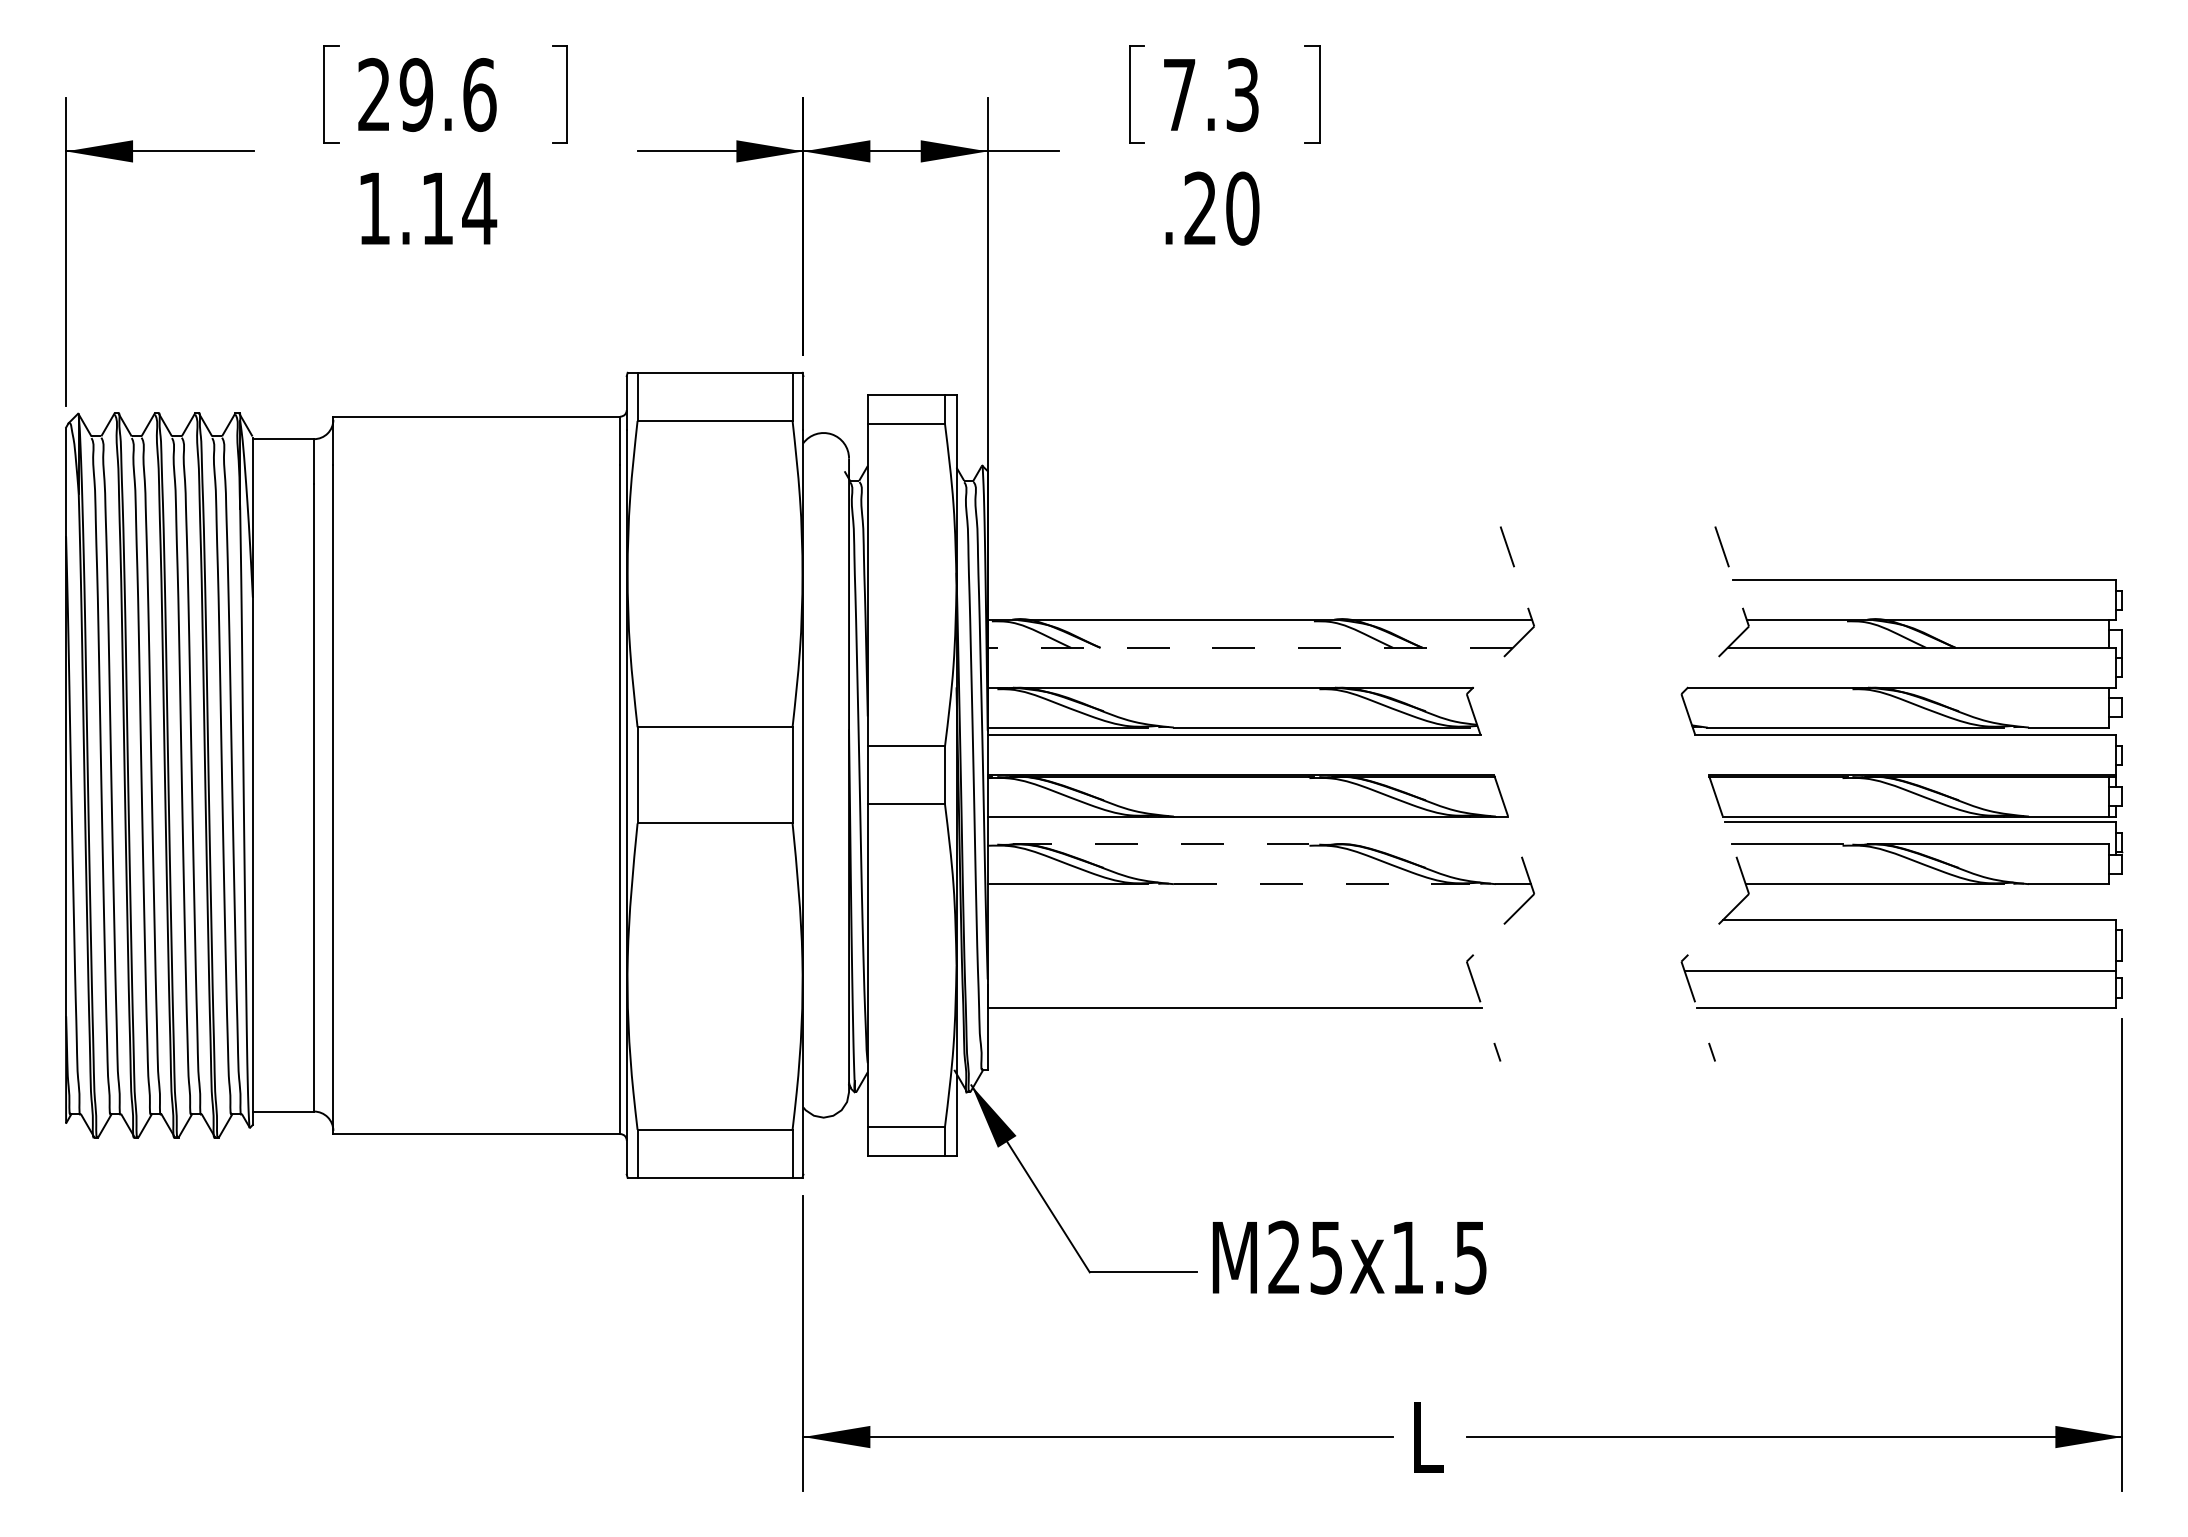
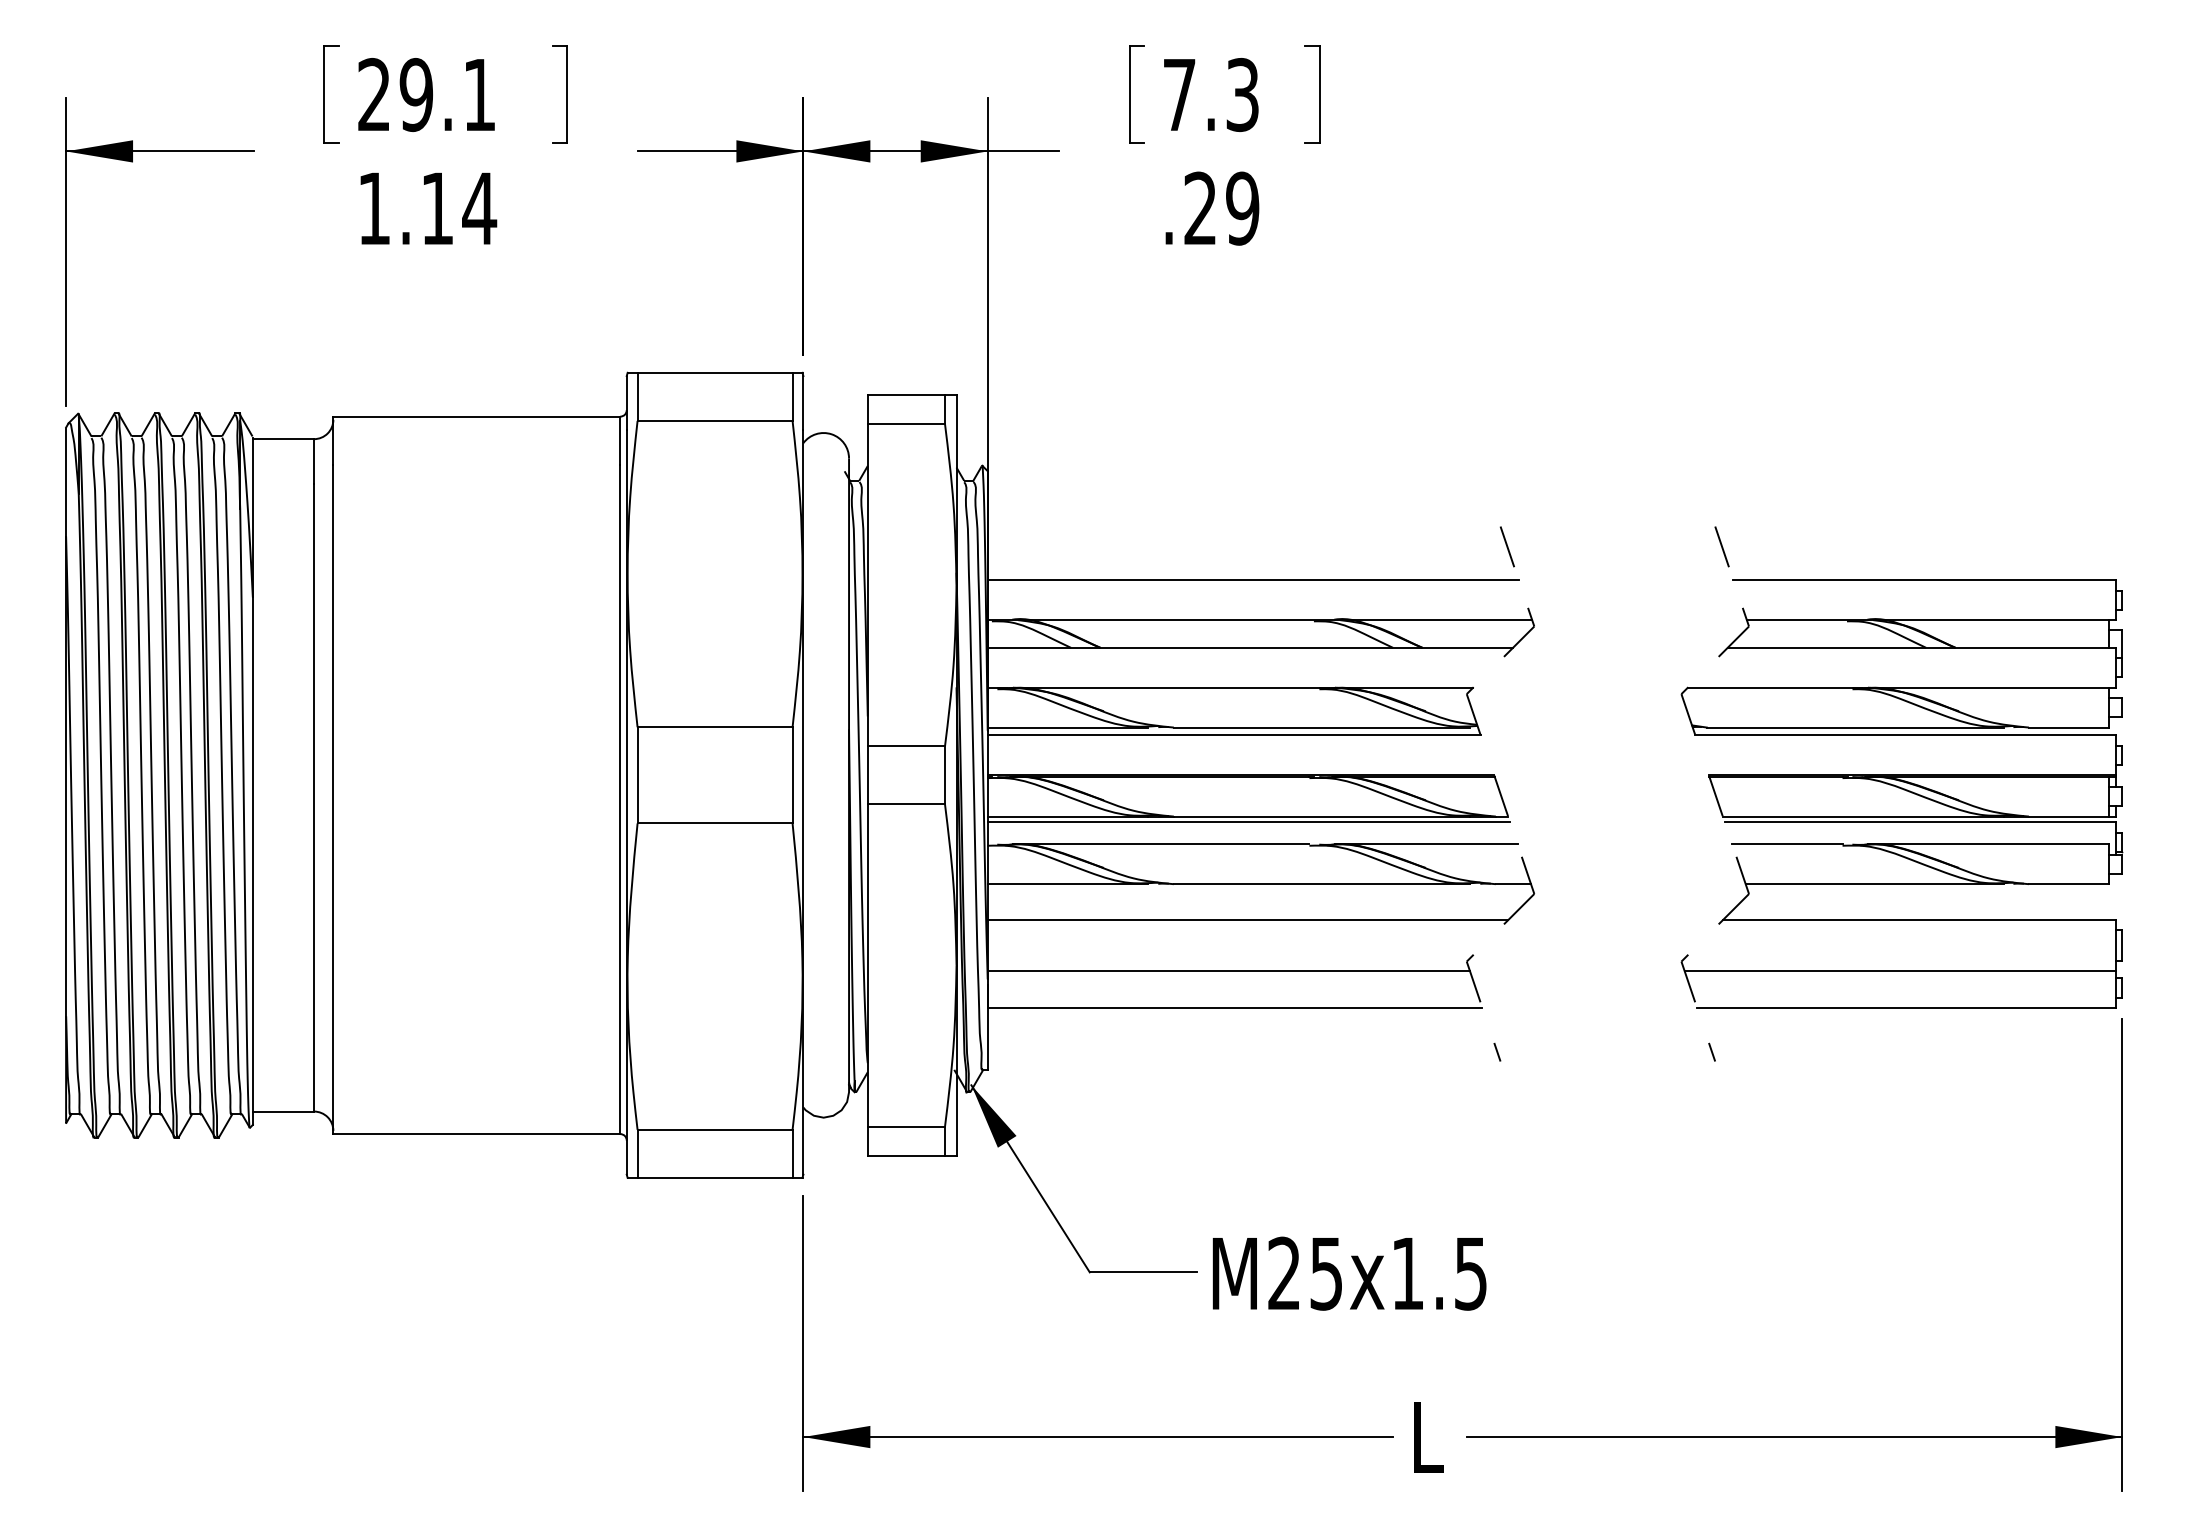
text: 29.6 -> 29.1 (479, 95)
text: .20 -> .29 (1242, 208)
line: none -> present (1252, 580)
line: dashed -> solid (1250, 647)
line: none -> present (1248, 822)
line: dashed -> solid (1160, 844)
line: none -> present (1425, 844)
line: dashed -> solid (1322, 884)
line: none -> present (1247, 919)
line: none -> present (1228, 970)
text position: (1349, 1257) -> (1349, 1273) (1349, 1273)
